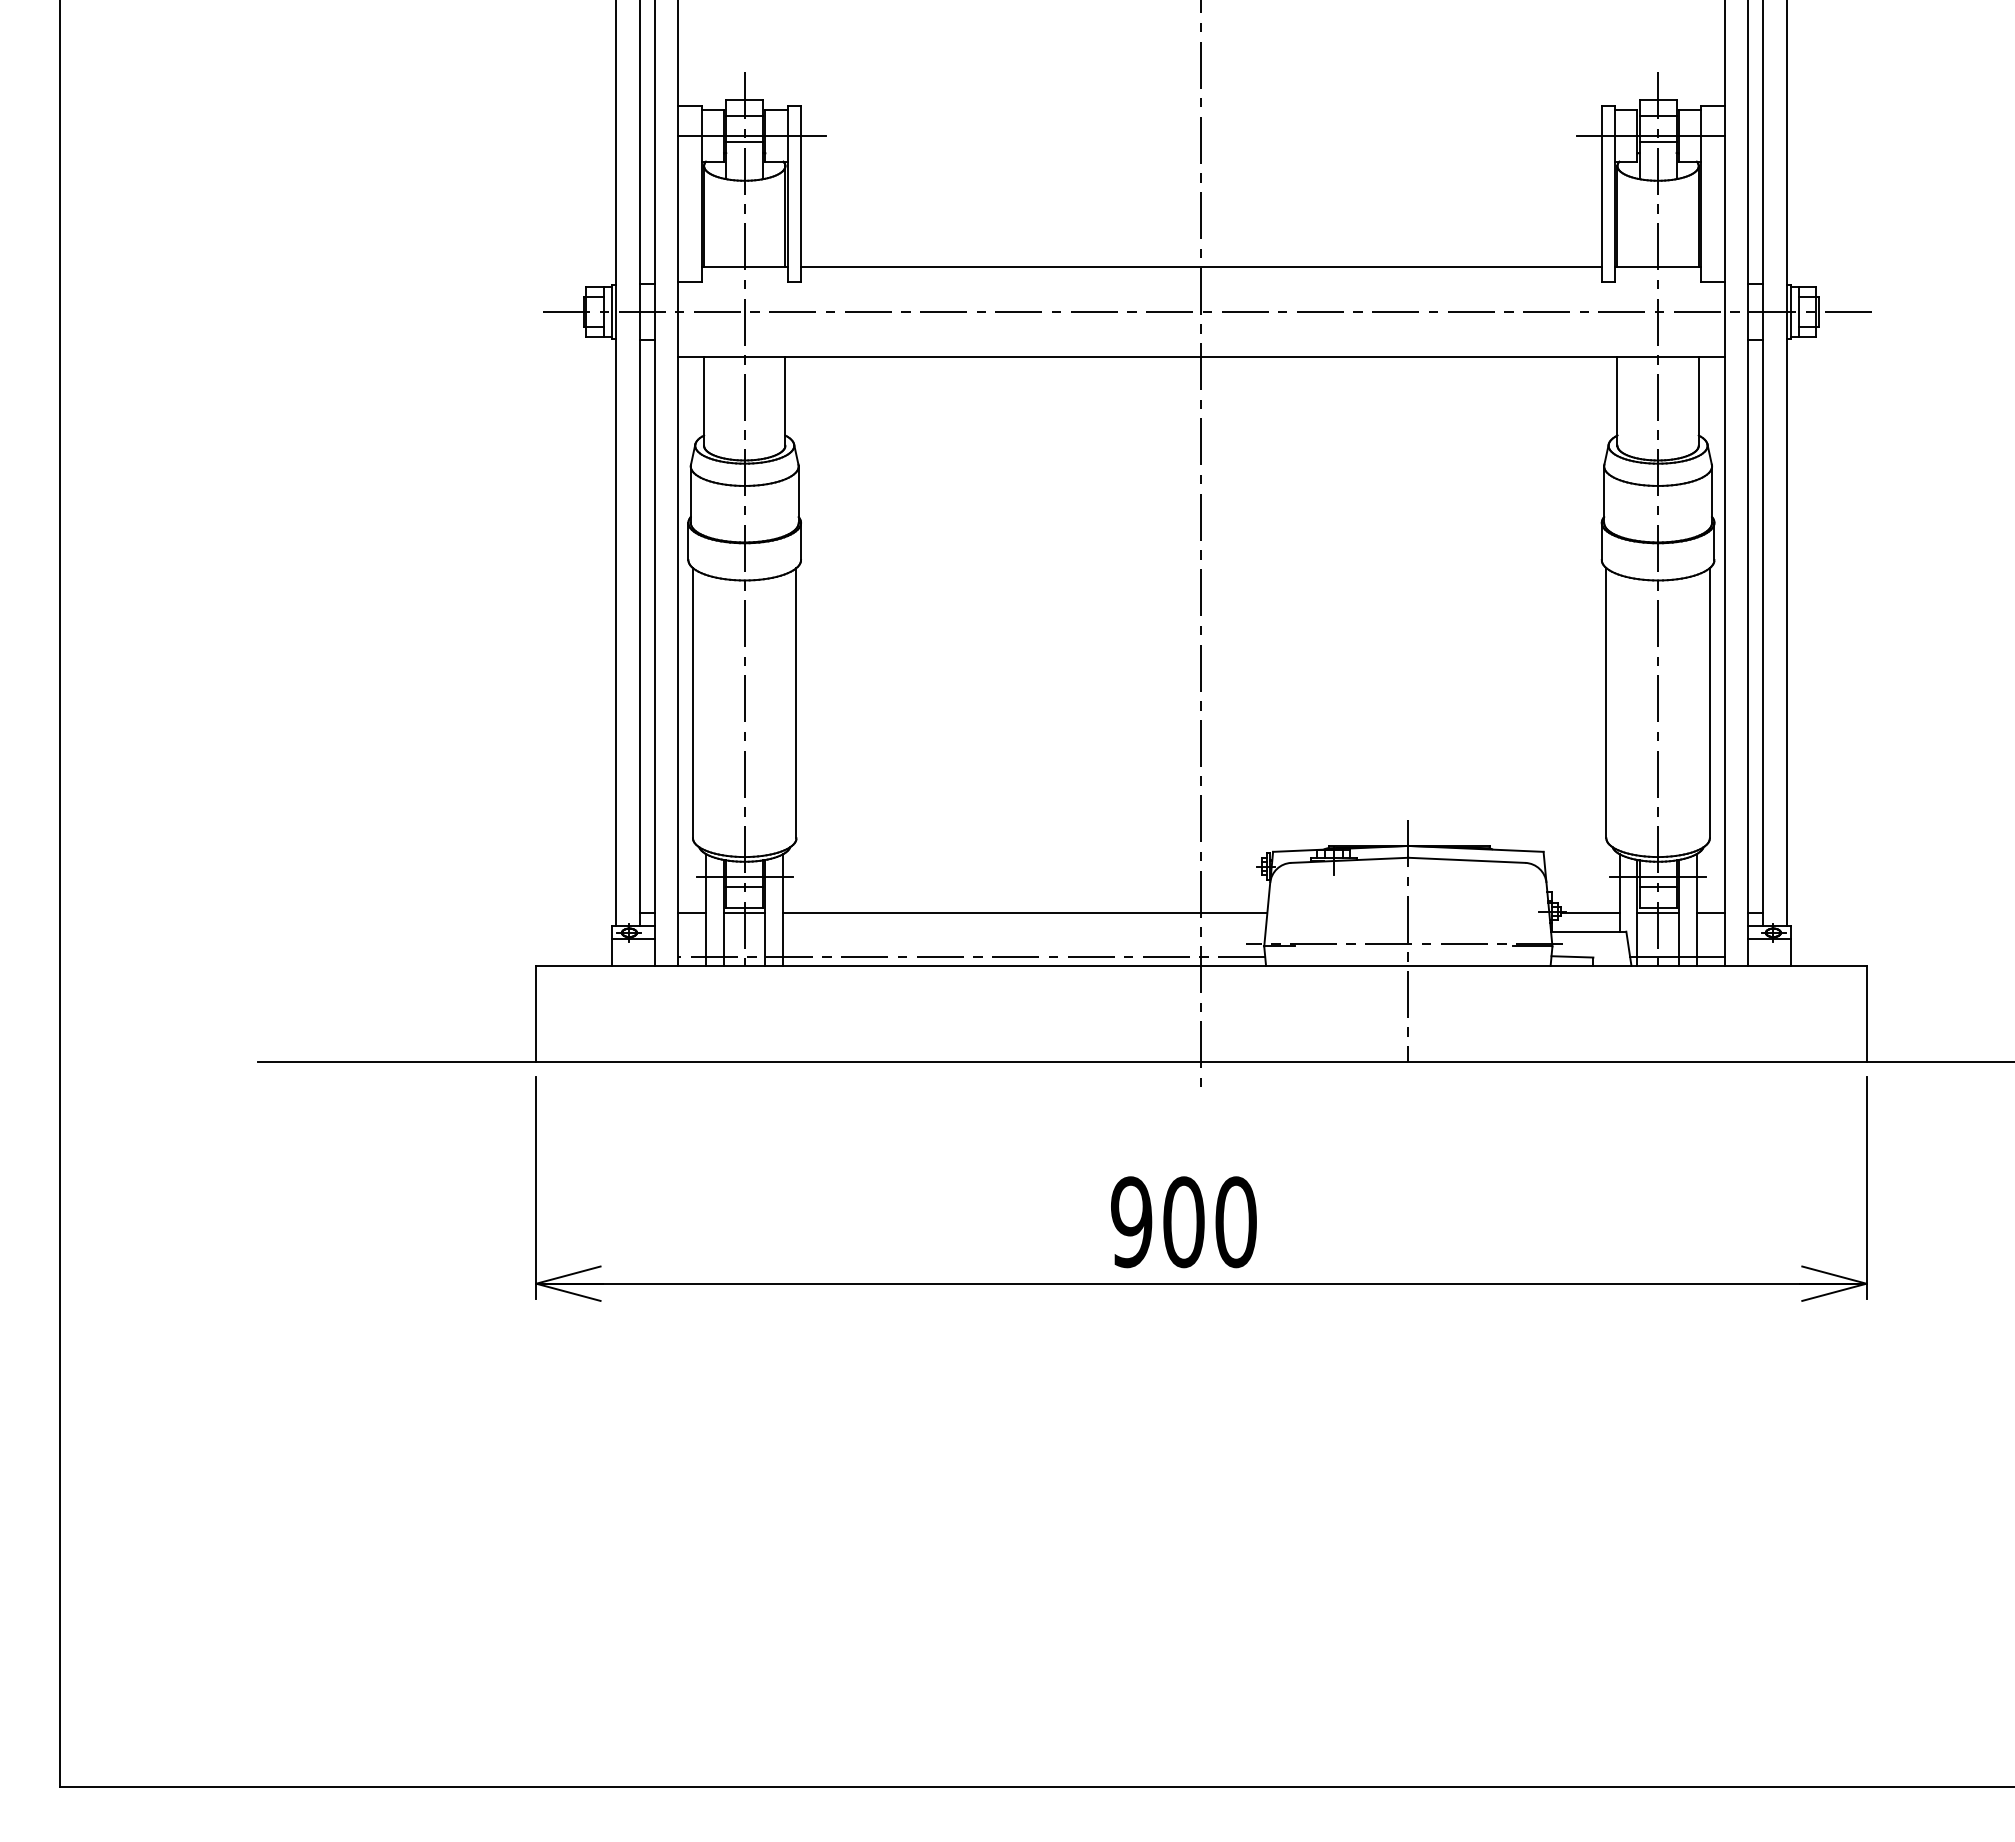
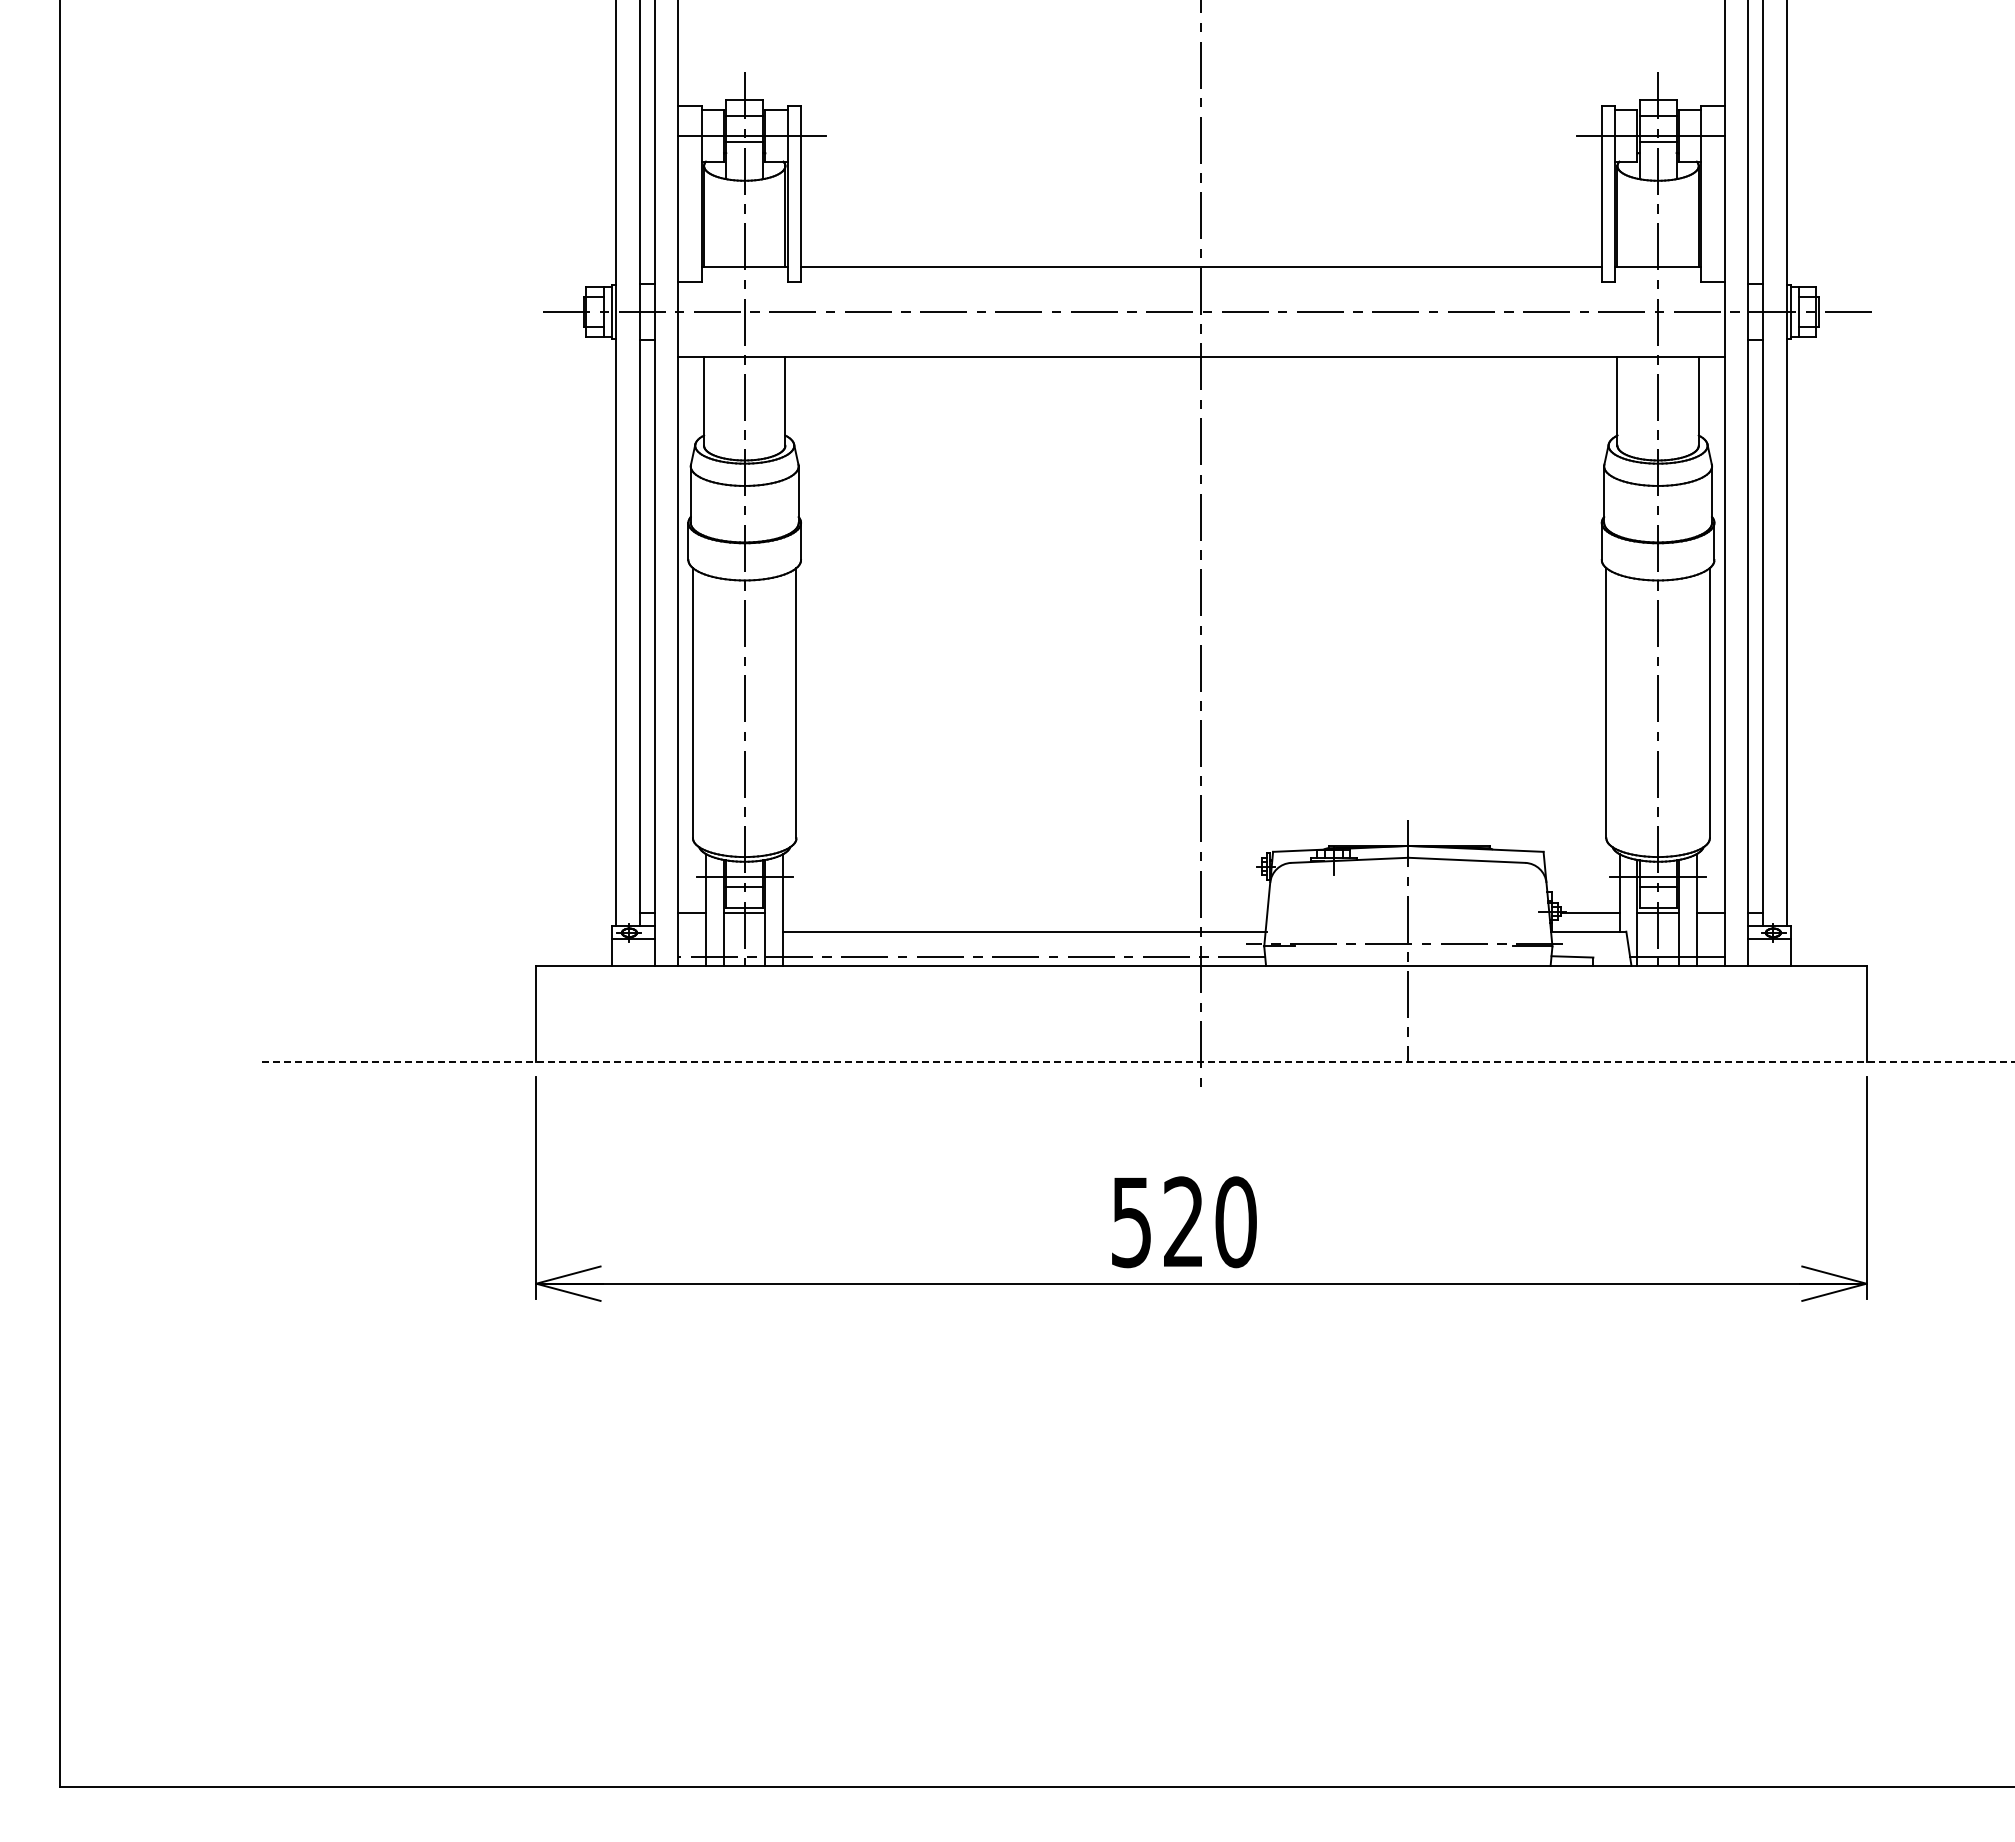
line position: (1025, 912) -> (1025, 931) (1025, 931)
line: solid -> dashed (1136, 1062)
text: 900 -> 520 (1157, 1222)
